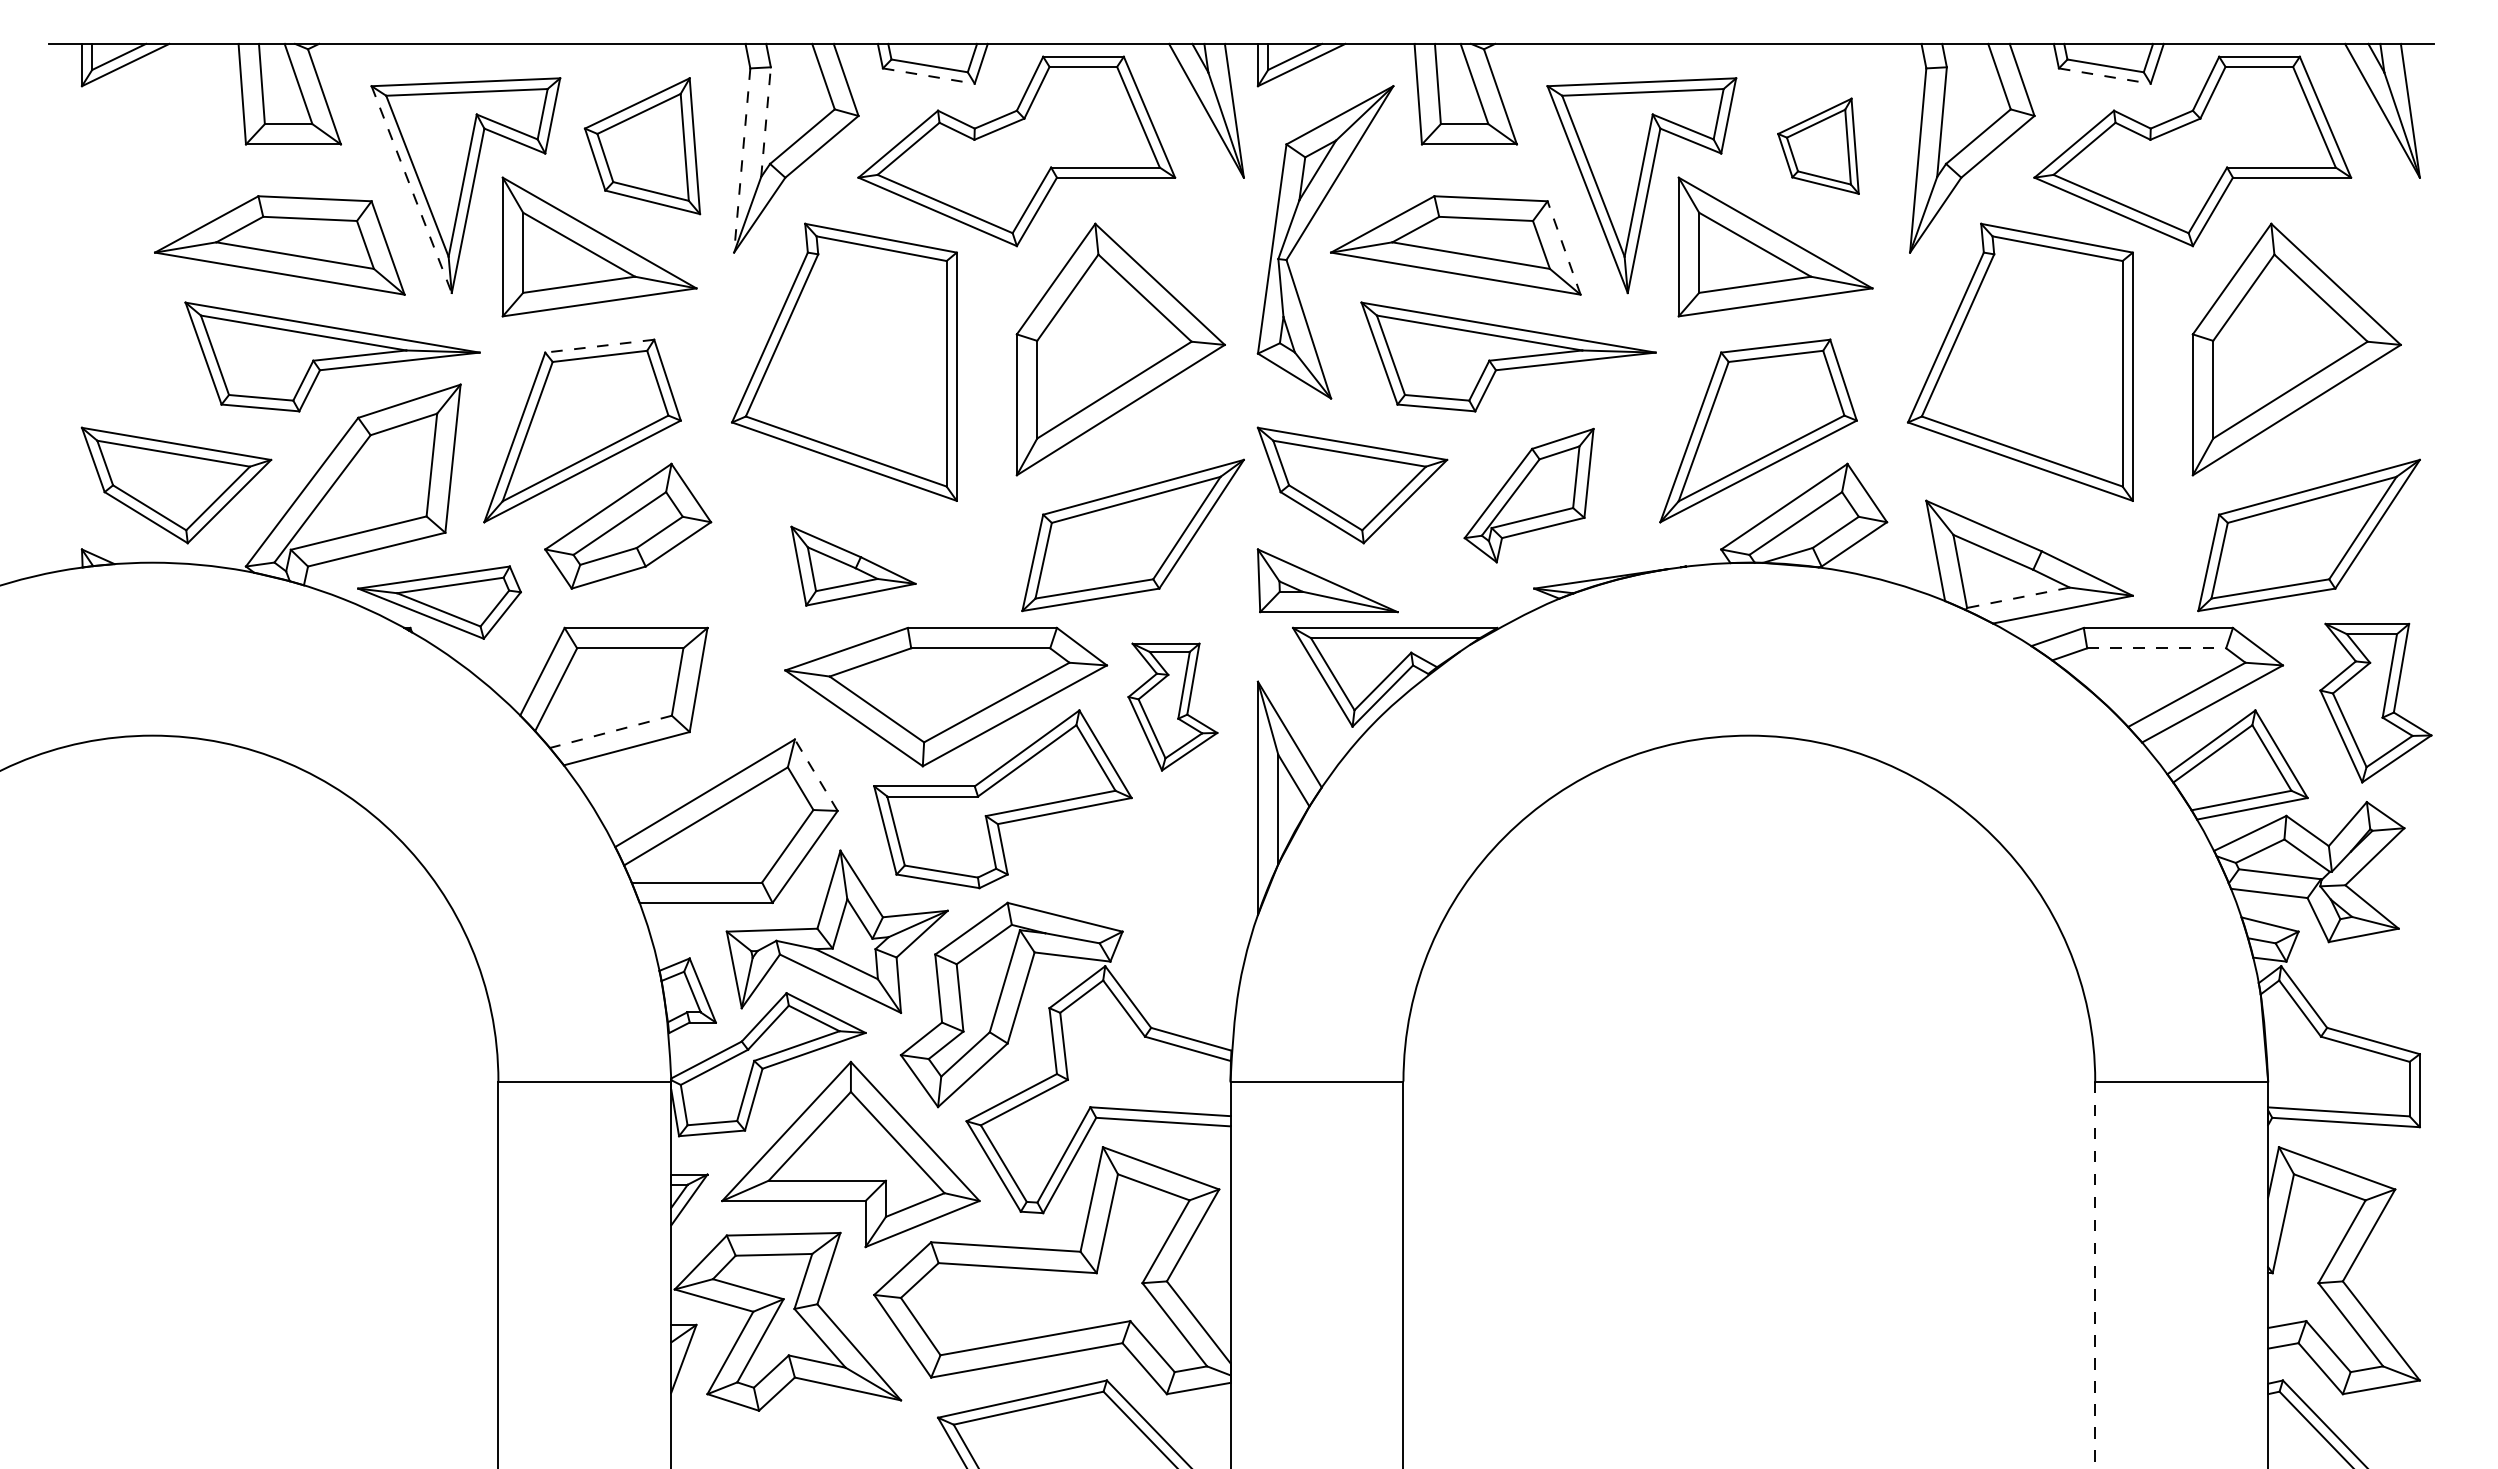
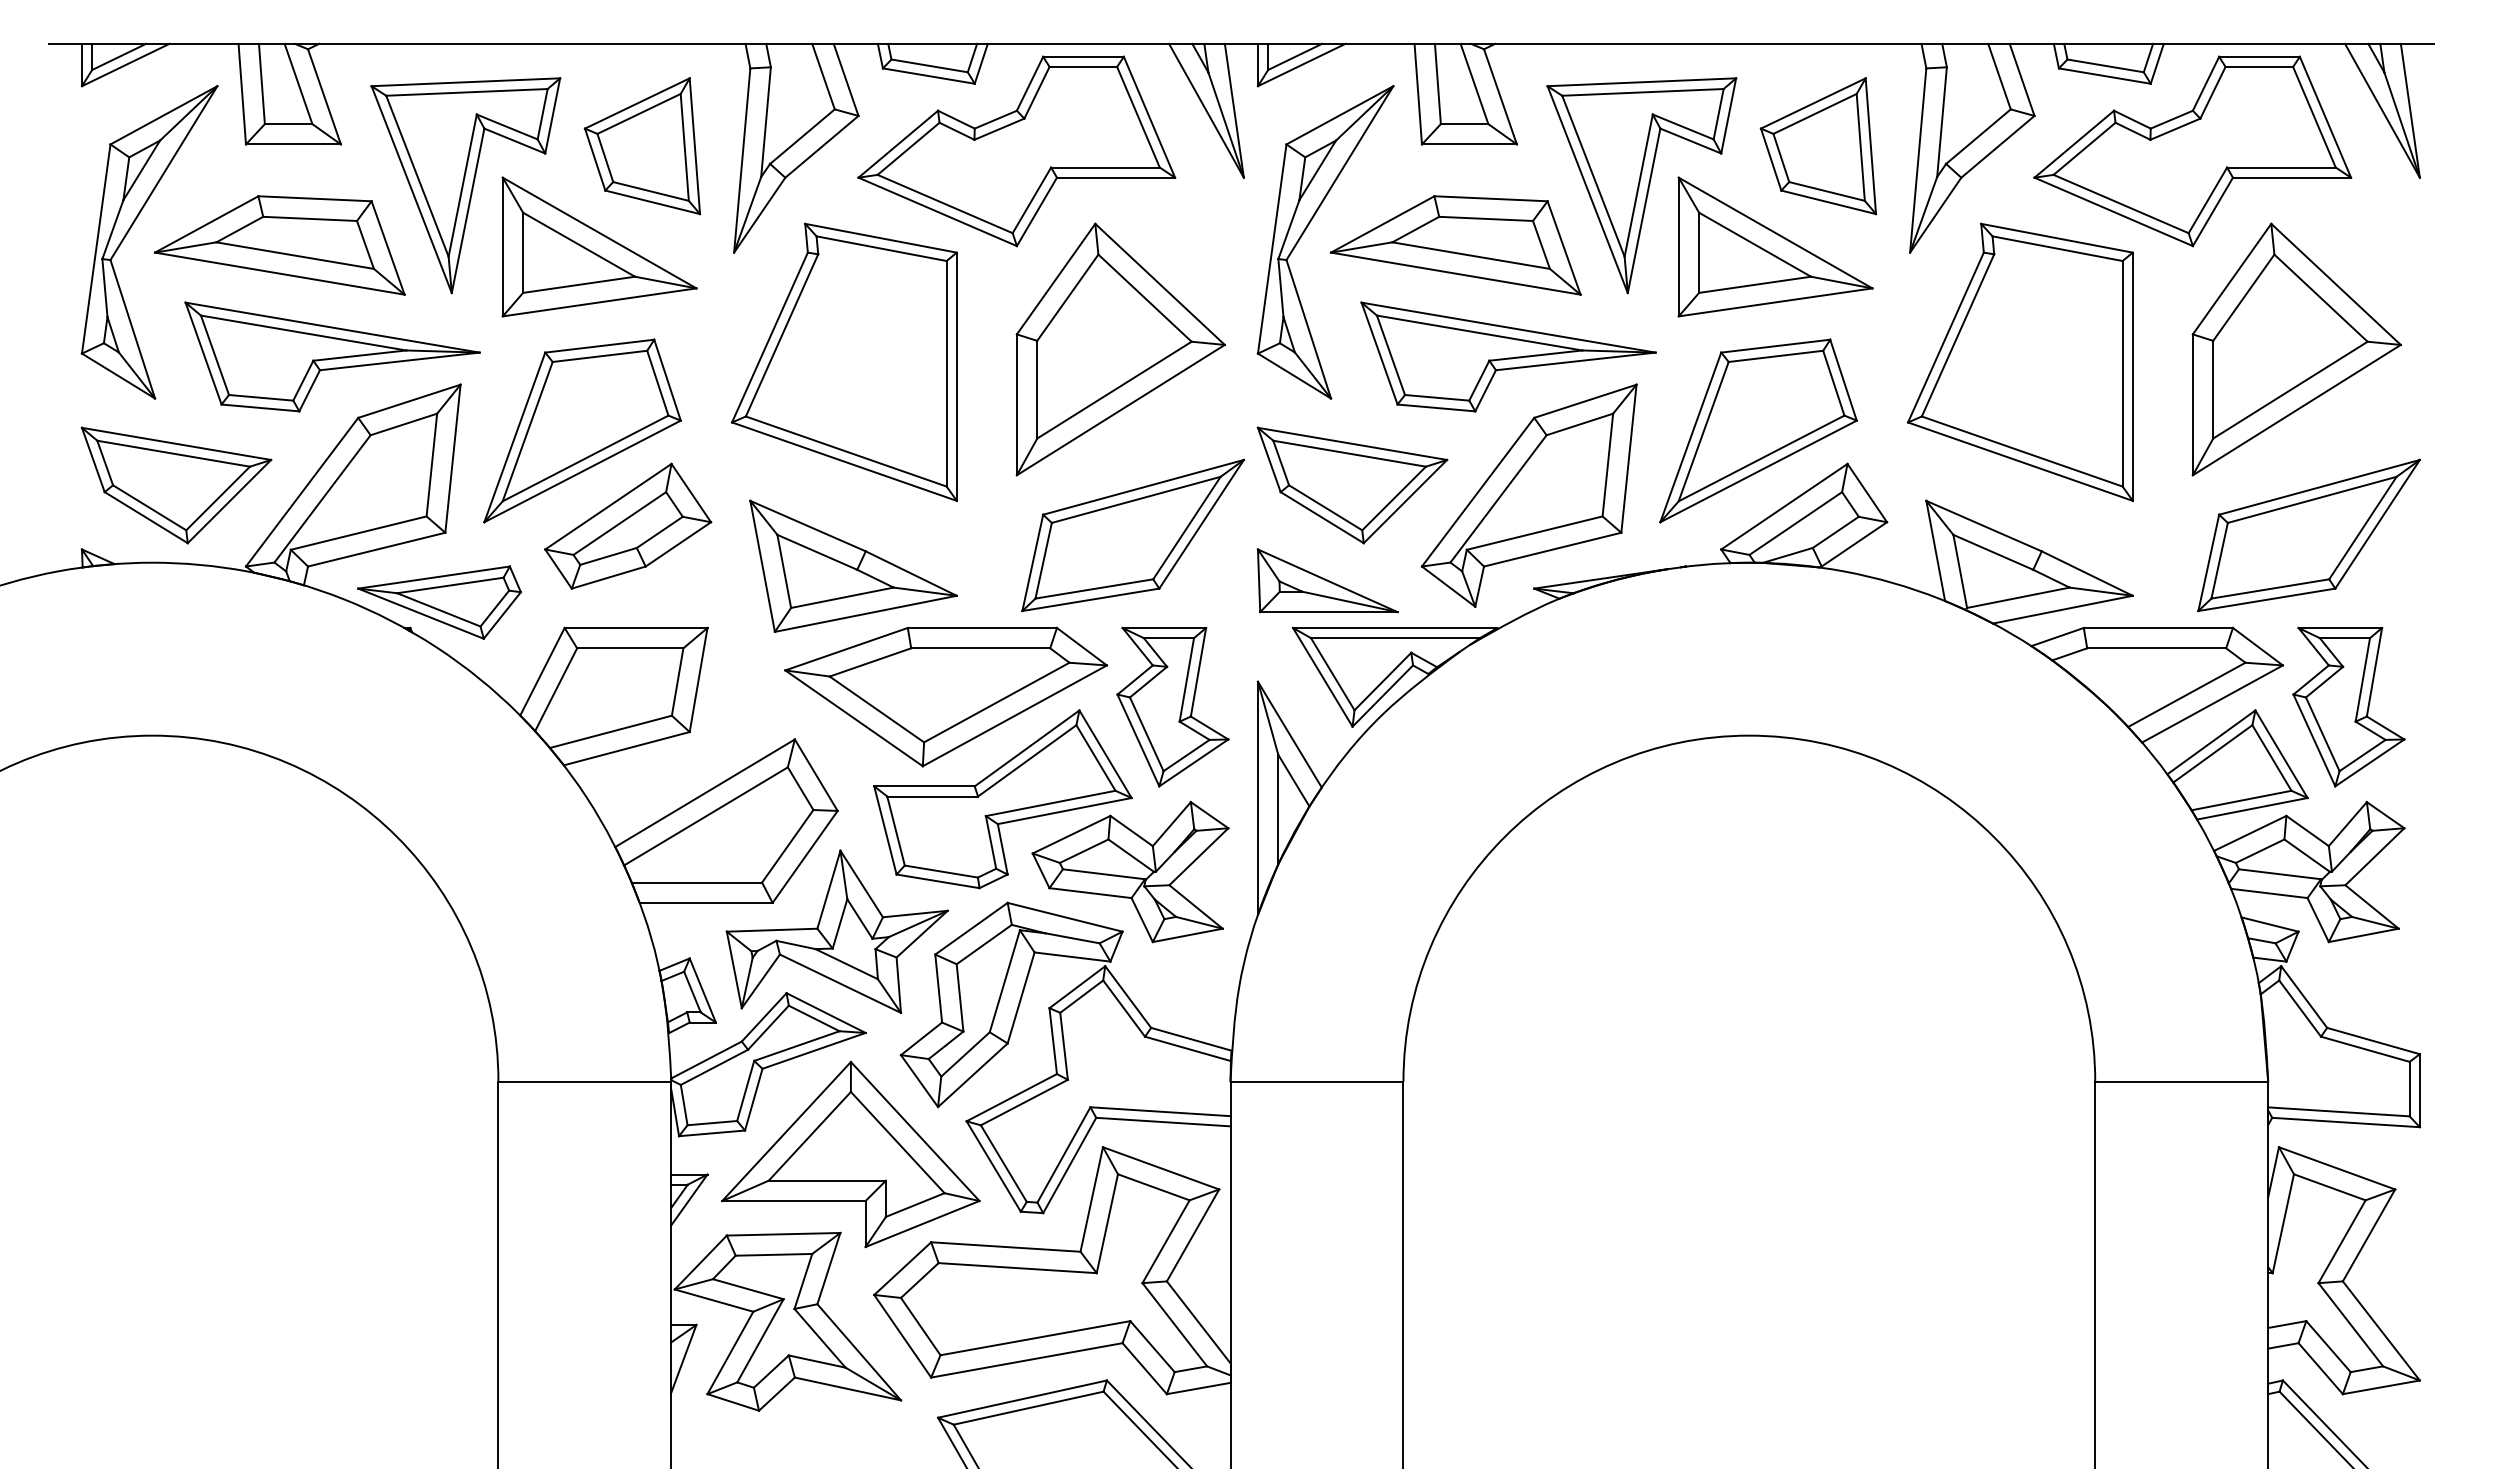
line: dashed -> solid (928, 76)
line: dashed -> solid (2104, 76)
line: dashed -> solid (766, 121)
part size: 83x98 px -> 119x139 px (1818, 146)
line: dashed -> solid (742, 161)
line: dashed -> solid (411, 189)
part: none -> present (129, 231)
line: dashed -> solid (1564, 247)
line: dashed -> solid (599, 346)
part size: 132x137 px -> 218x225 px (1528, 495)
part size: 127x82 px -> 209x134 px (853, 565)
line: dashed -> solid (2017, 597)
line: dashed -> solid (2157, 648)
part position: (2375, 702) -> (2348, 706) (2348, 706)
part size: 92x130 px -> 114x162 px (1172, 706)
line: dashed -> solid (610, 731)
line: dashed -> solid (816, 775)
part: none -> present (1130, 872)
line: dashed -> solid (2095, 1275)
